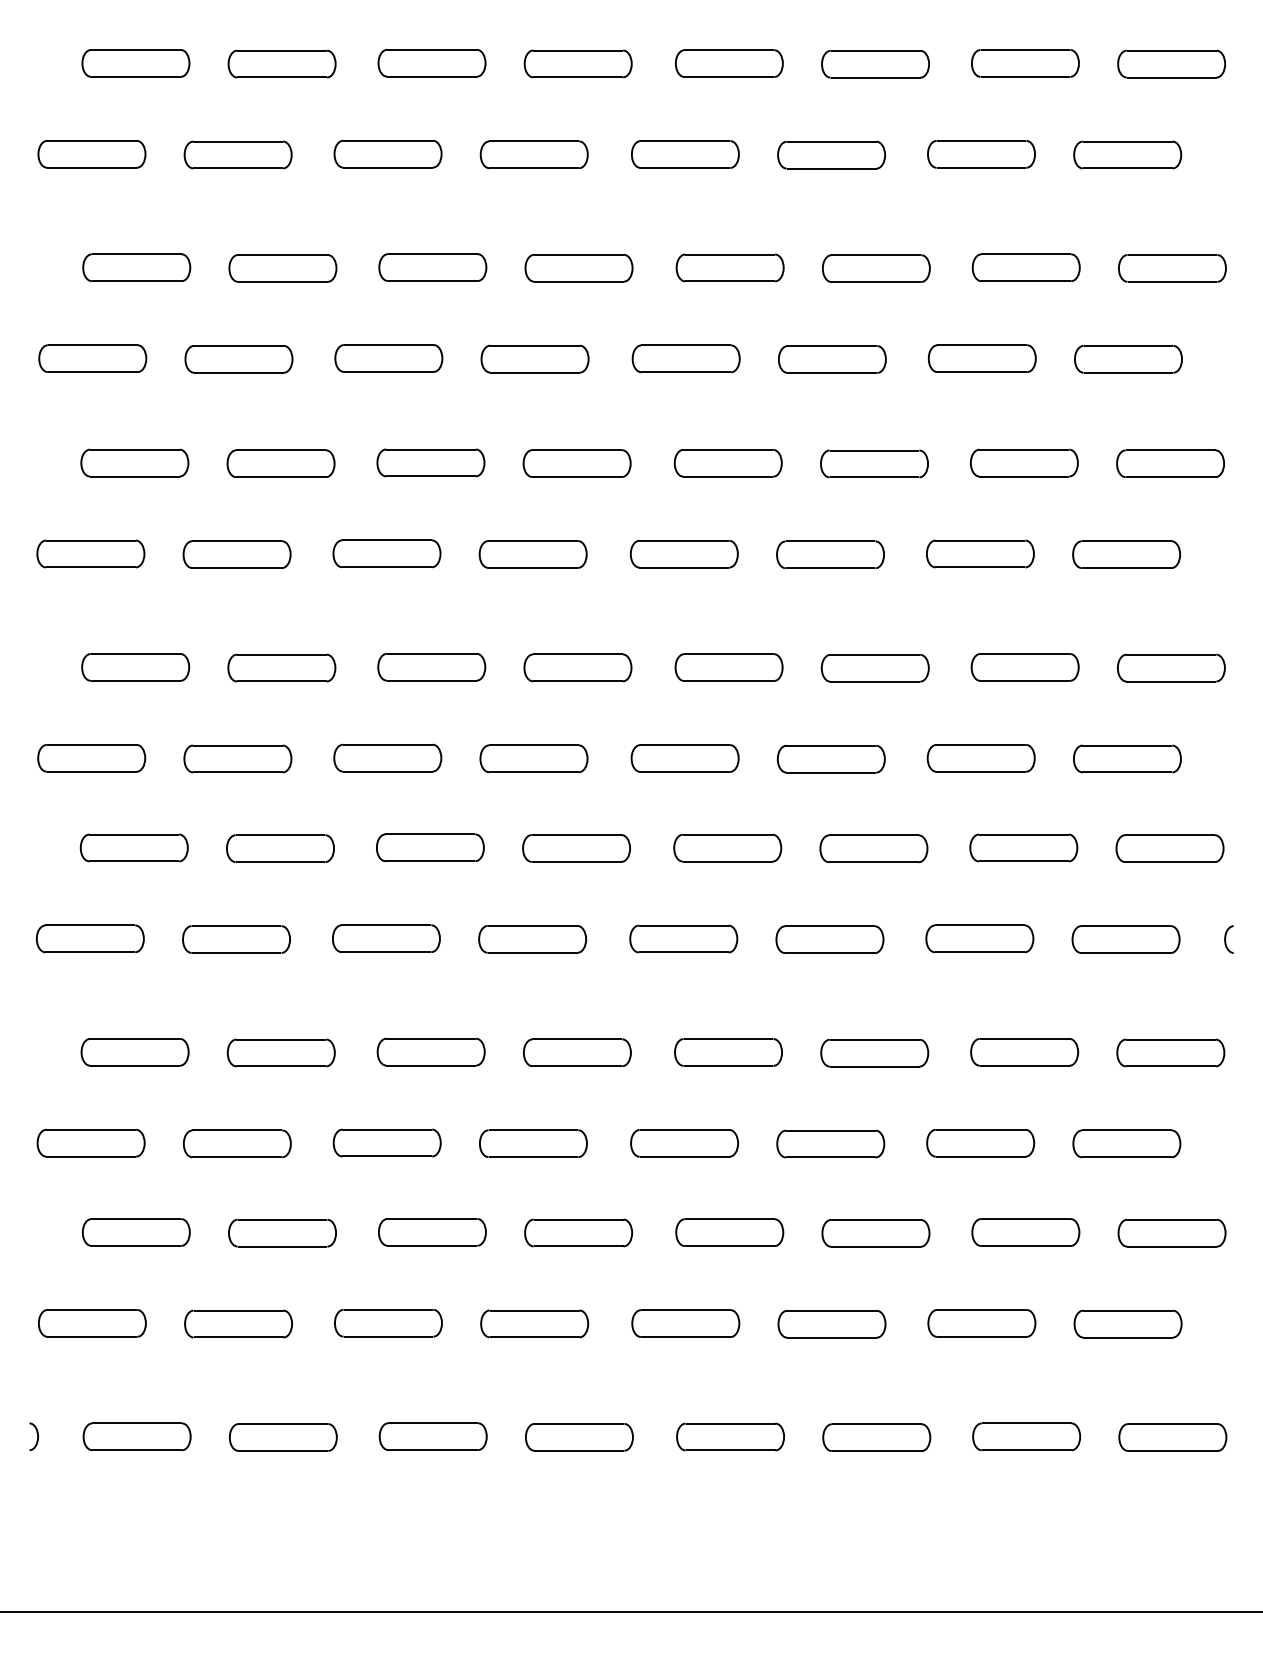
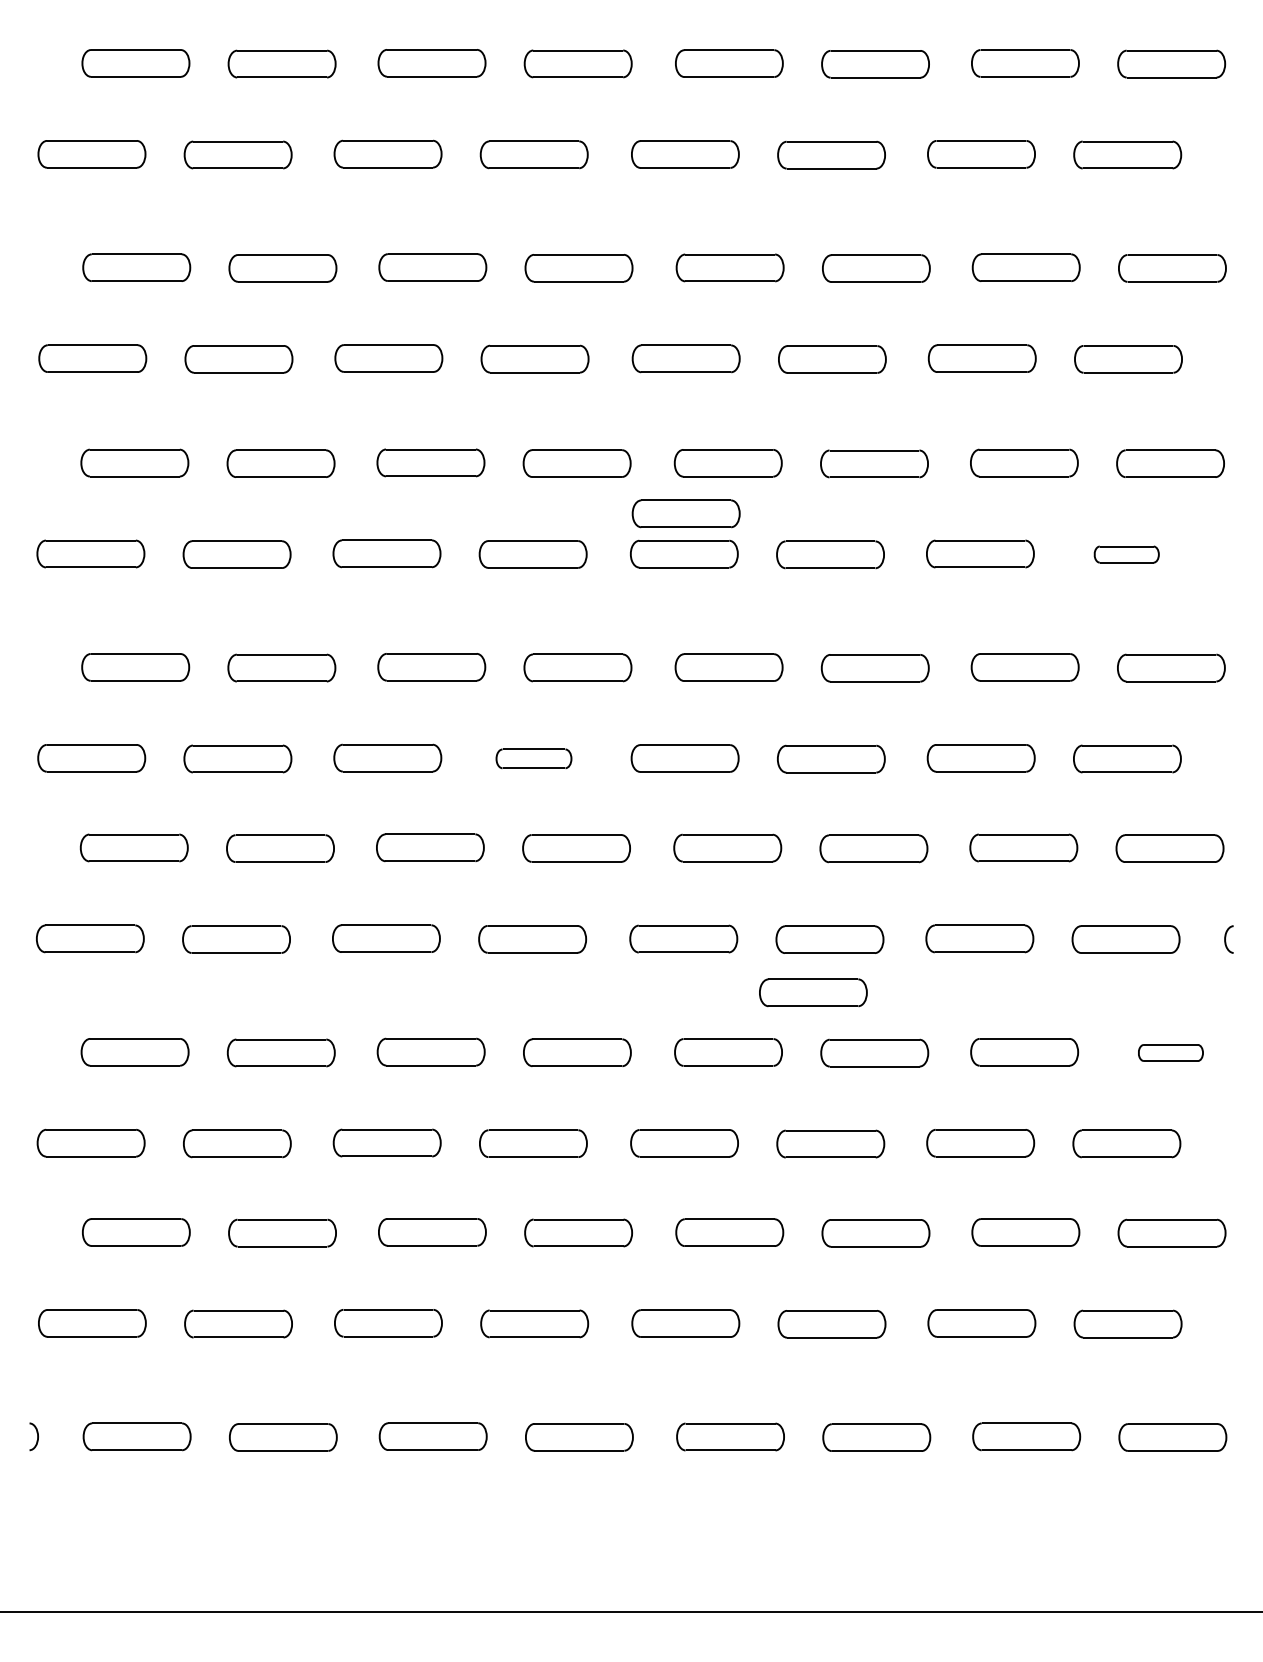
part: none -> present (685, 513)
part size: 110x29 px -> 67x19 px (1126, 554)
part size: 110x30 px -> 78x21 px (533, 758)
part: none -> present (813, 992)
part size: 110x30 px -> 66x18 px (1170, 1052)
